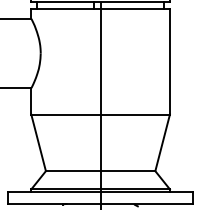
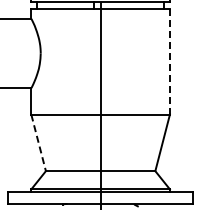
line: solid -> dashed (169, 61)
line: solid -> dashed (38, 143)
